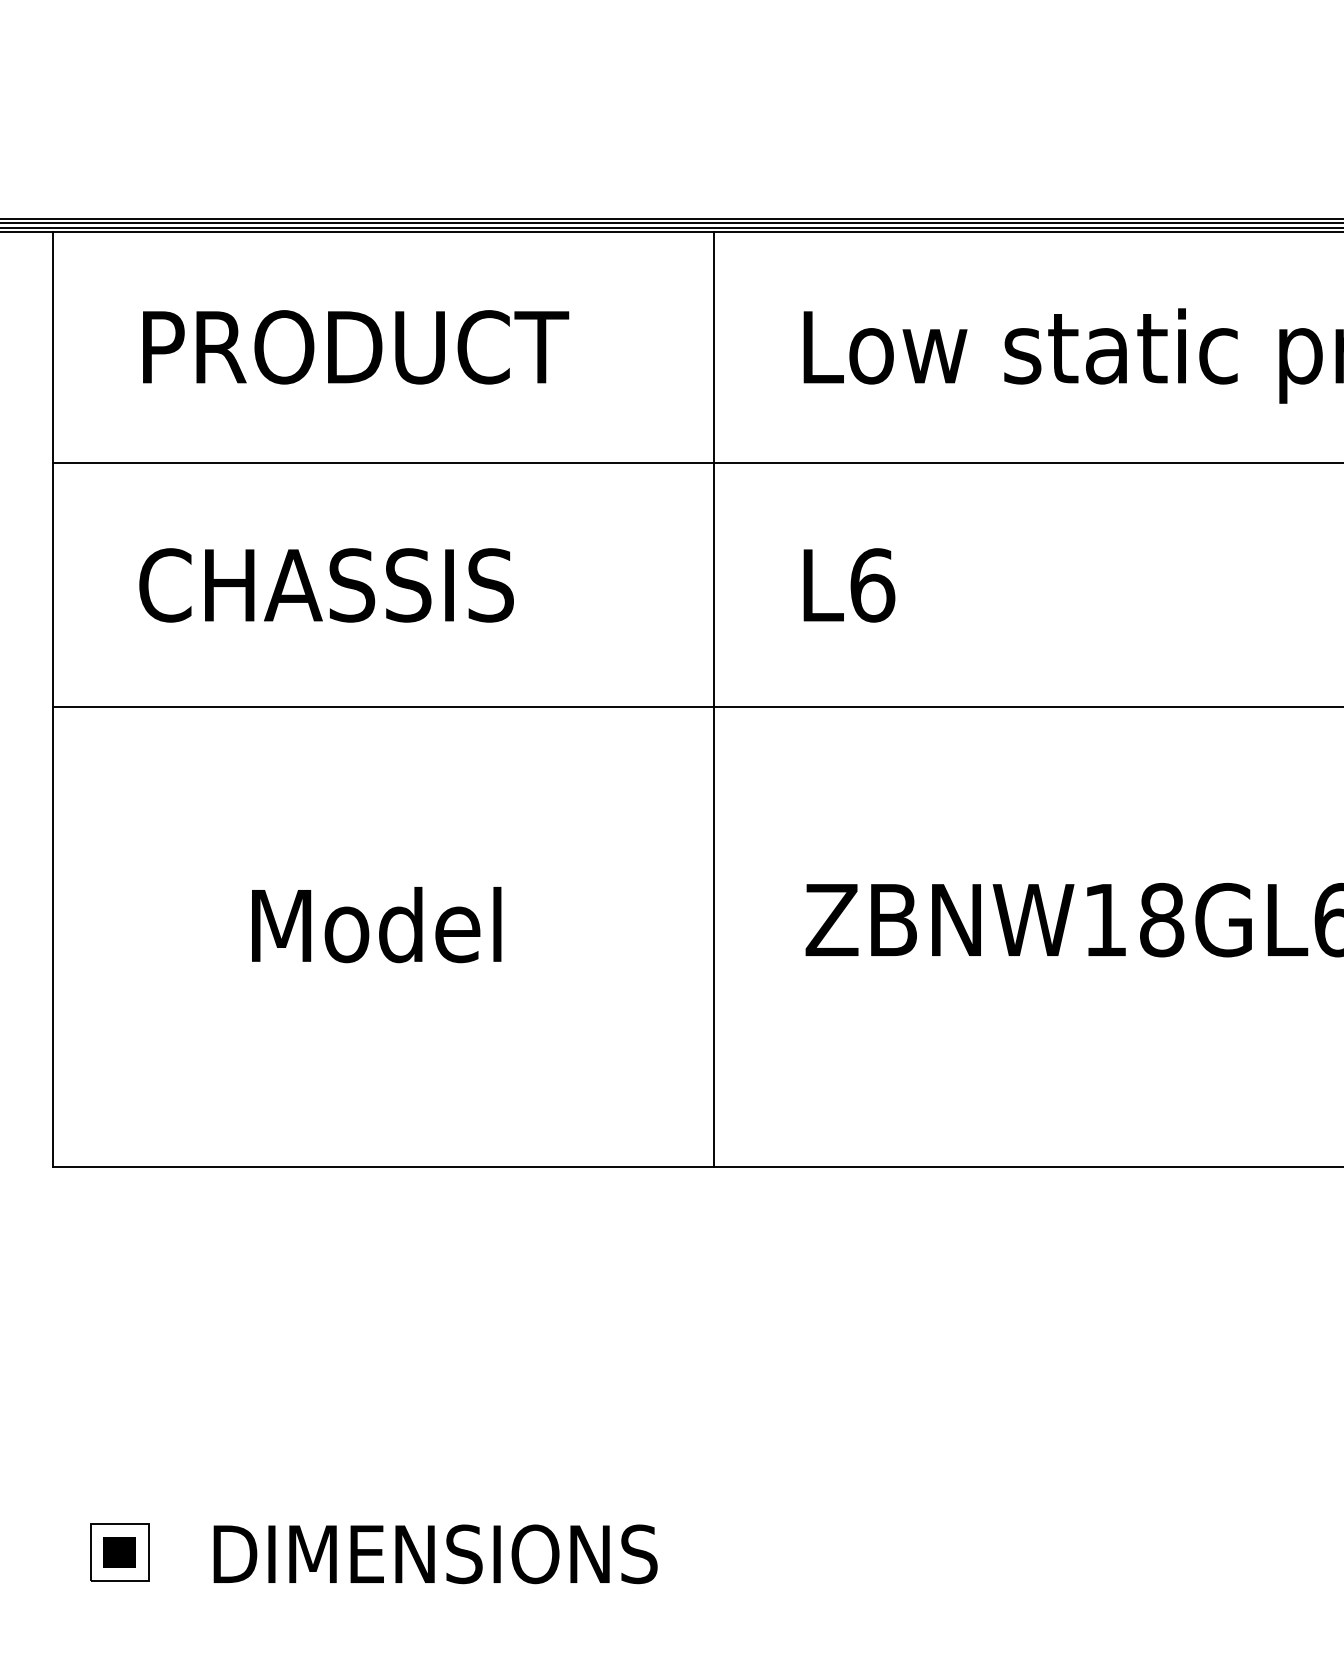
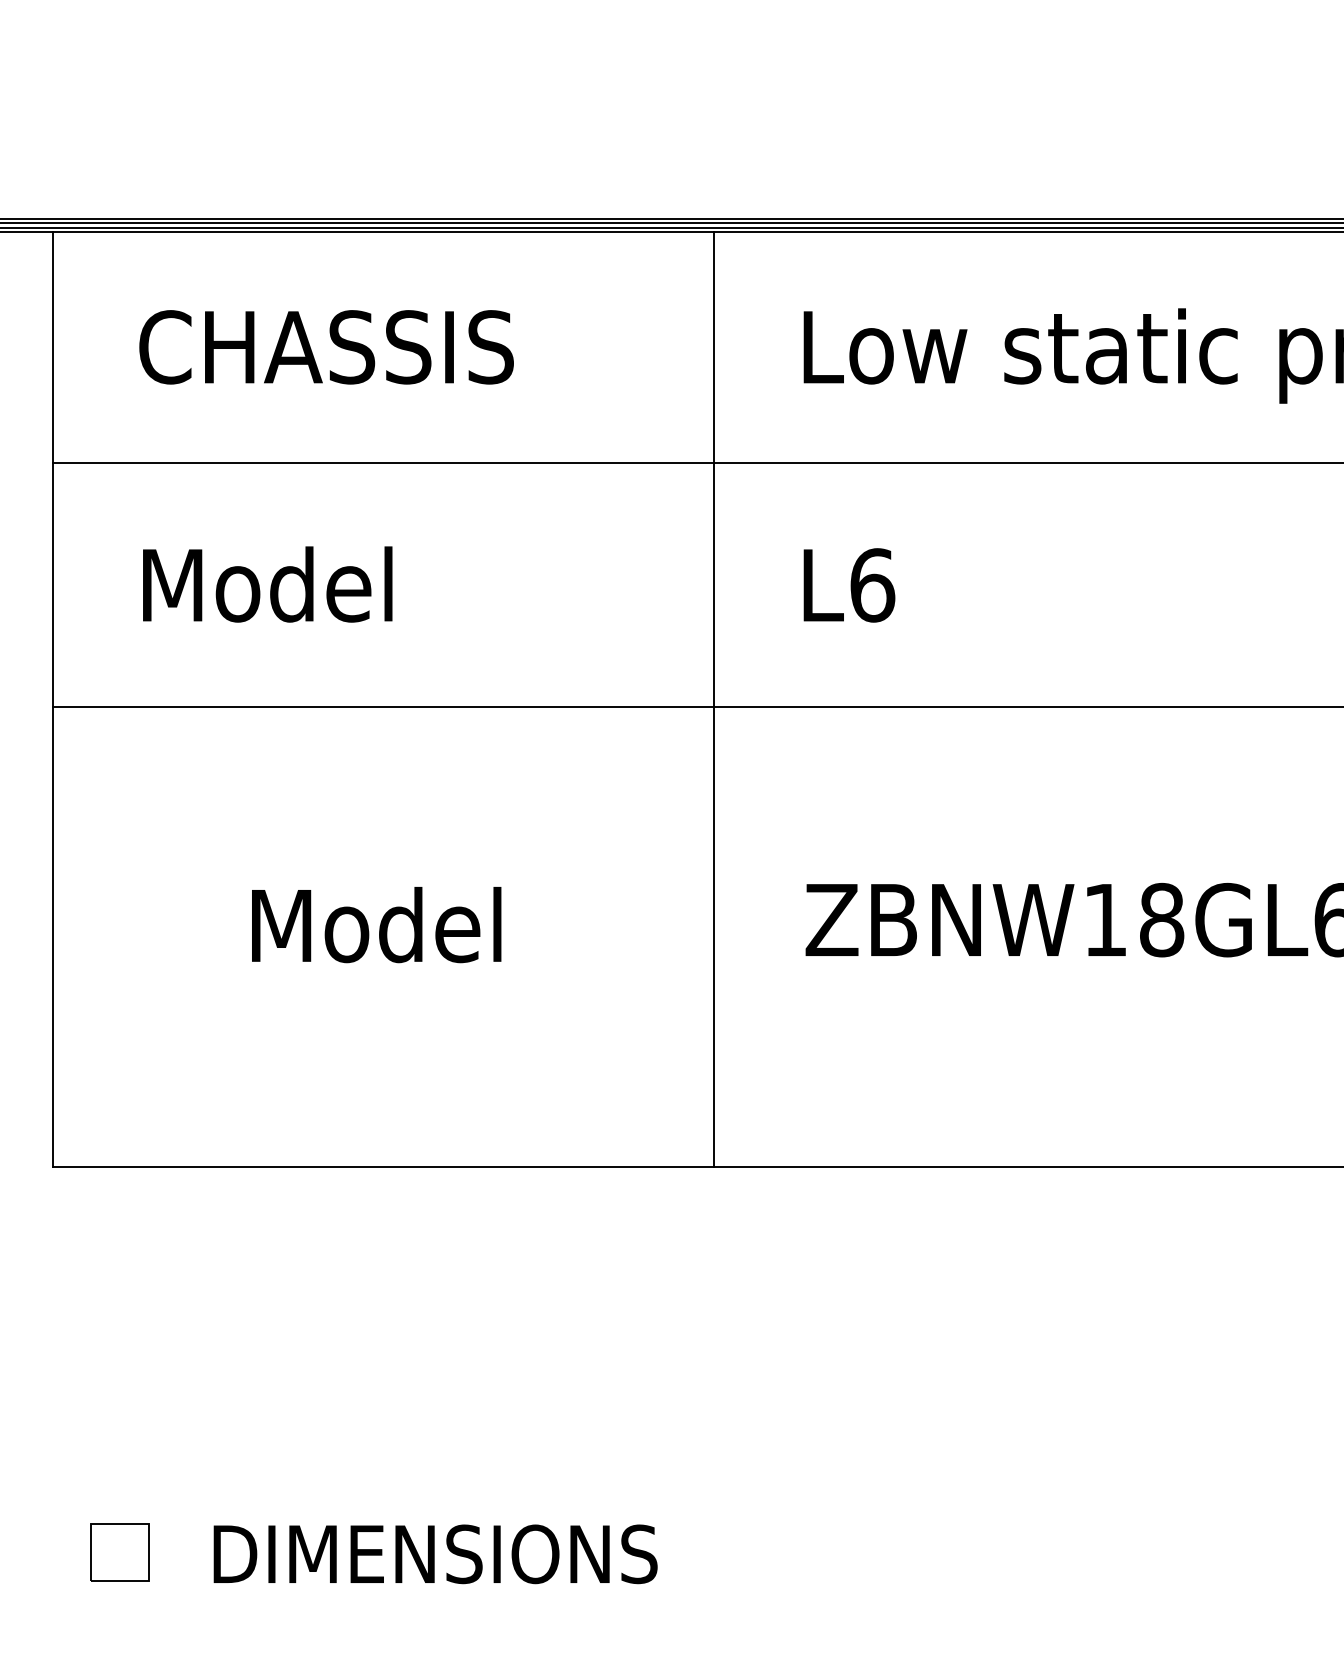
text: PRODUCT -> CHASSIS (354, 347)
text: CHASSIS -> Model (326, 584)
fill: present -> none (119, 1552)
